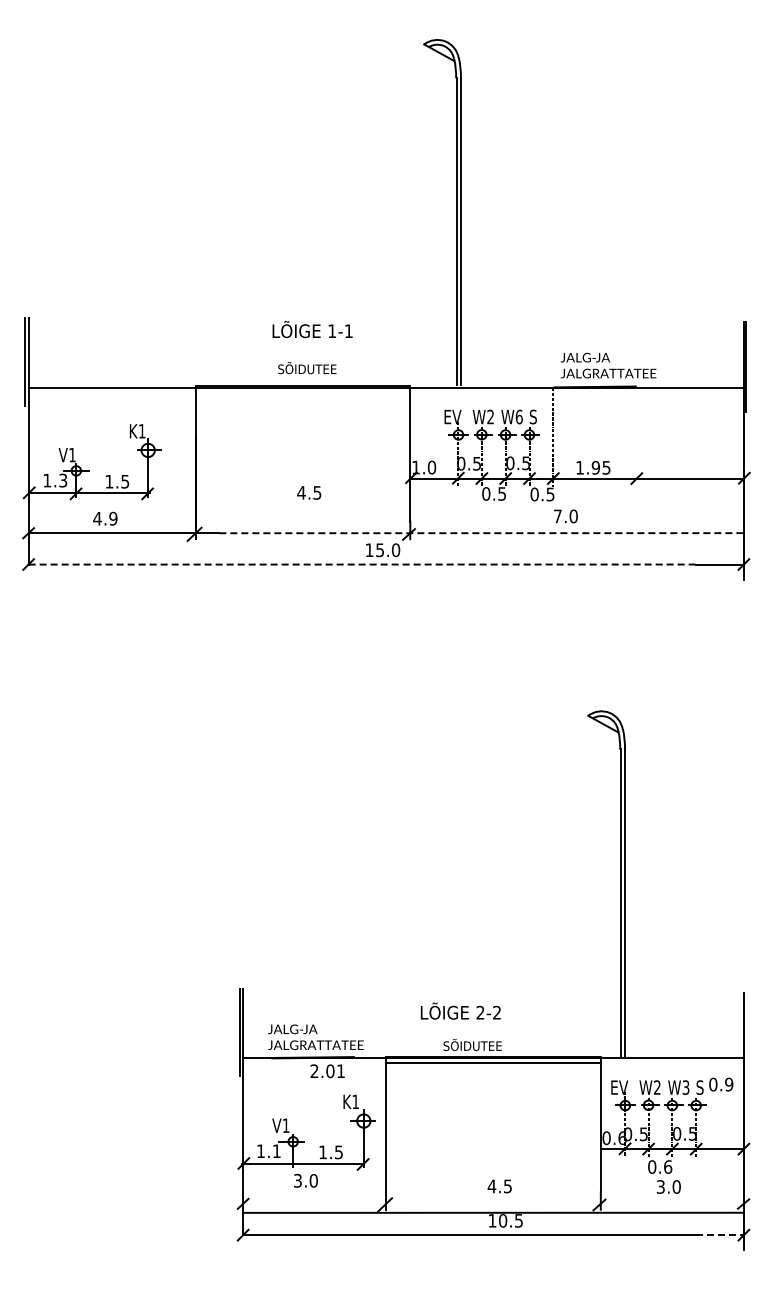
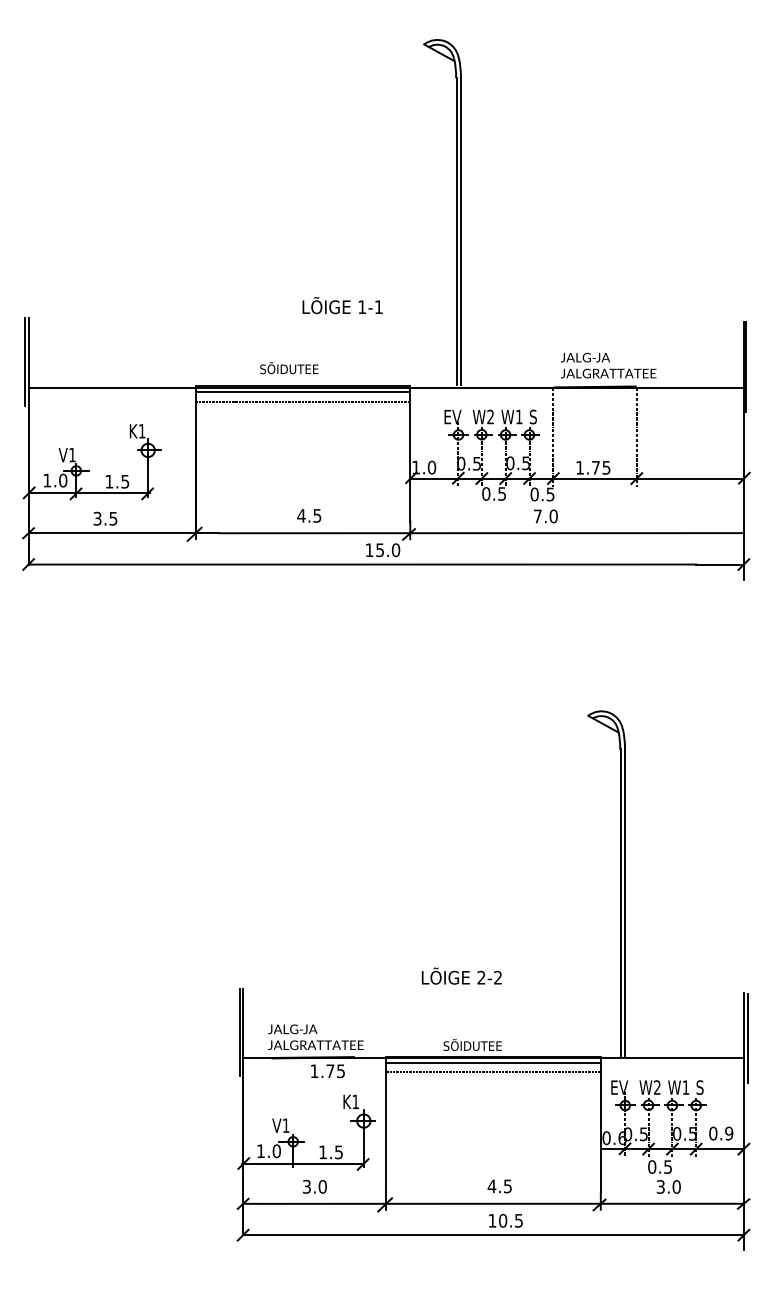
text position: (312, 329) -> (342, 305) (342, 305)
text position: (307, 368) -> (289, 368) (289, 368)
line: none -> present (302, 392)
line: none -> present (302, 401)
text: W6 -> W1 (518, 416)
line: none -> present (636, 436)
text: 1.95 -> 1.75 (595, 467)
text: 1.3 -> 1.0 (63, 480)
text position: (309, 492) -> (309, 515) (309, 515)
text position: (565, 516) -> (545, 516) (545, 516)
text: 4.9 -> 3.5 (105, 518)
line: dashed -> solid (482, 533)
line: dashed -> solid (362, 564)
text position: (460, 1010) -> (461, 975) (461, 975)
line: none -> present (747, 1038)
text: 2.01 -> 1.75 (327, 1071)
line: none -> present (493, 1072)
text position: (721, 1084) -> (721, 1133) (721, 1133)
text: W3 -> W1 (685, 1087)
text: 1.1 -> 1.0 (276, 1151)
text: 0.6 -> 0.5 (668, 1166)
text position: (305, 1180) -> (314, 1186) (314, 1186)
line position: (493, 1212) -> (493, 1203) (493, 1203)
line: dashed -> solid (720, 1235)
